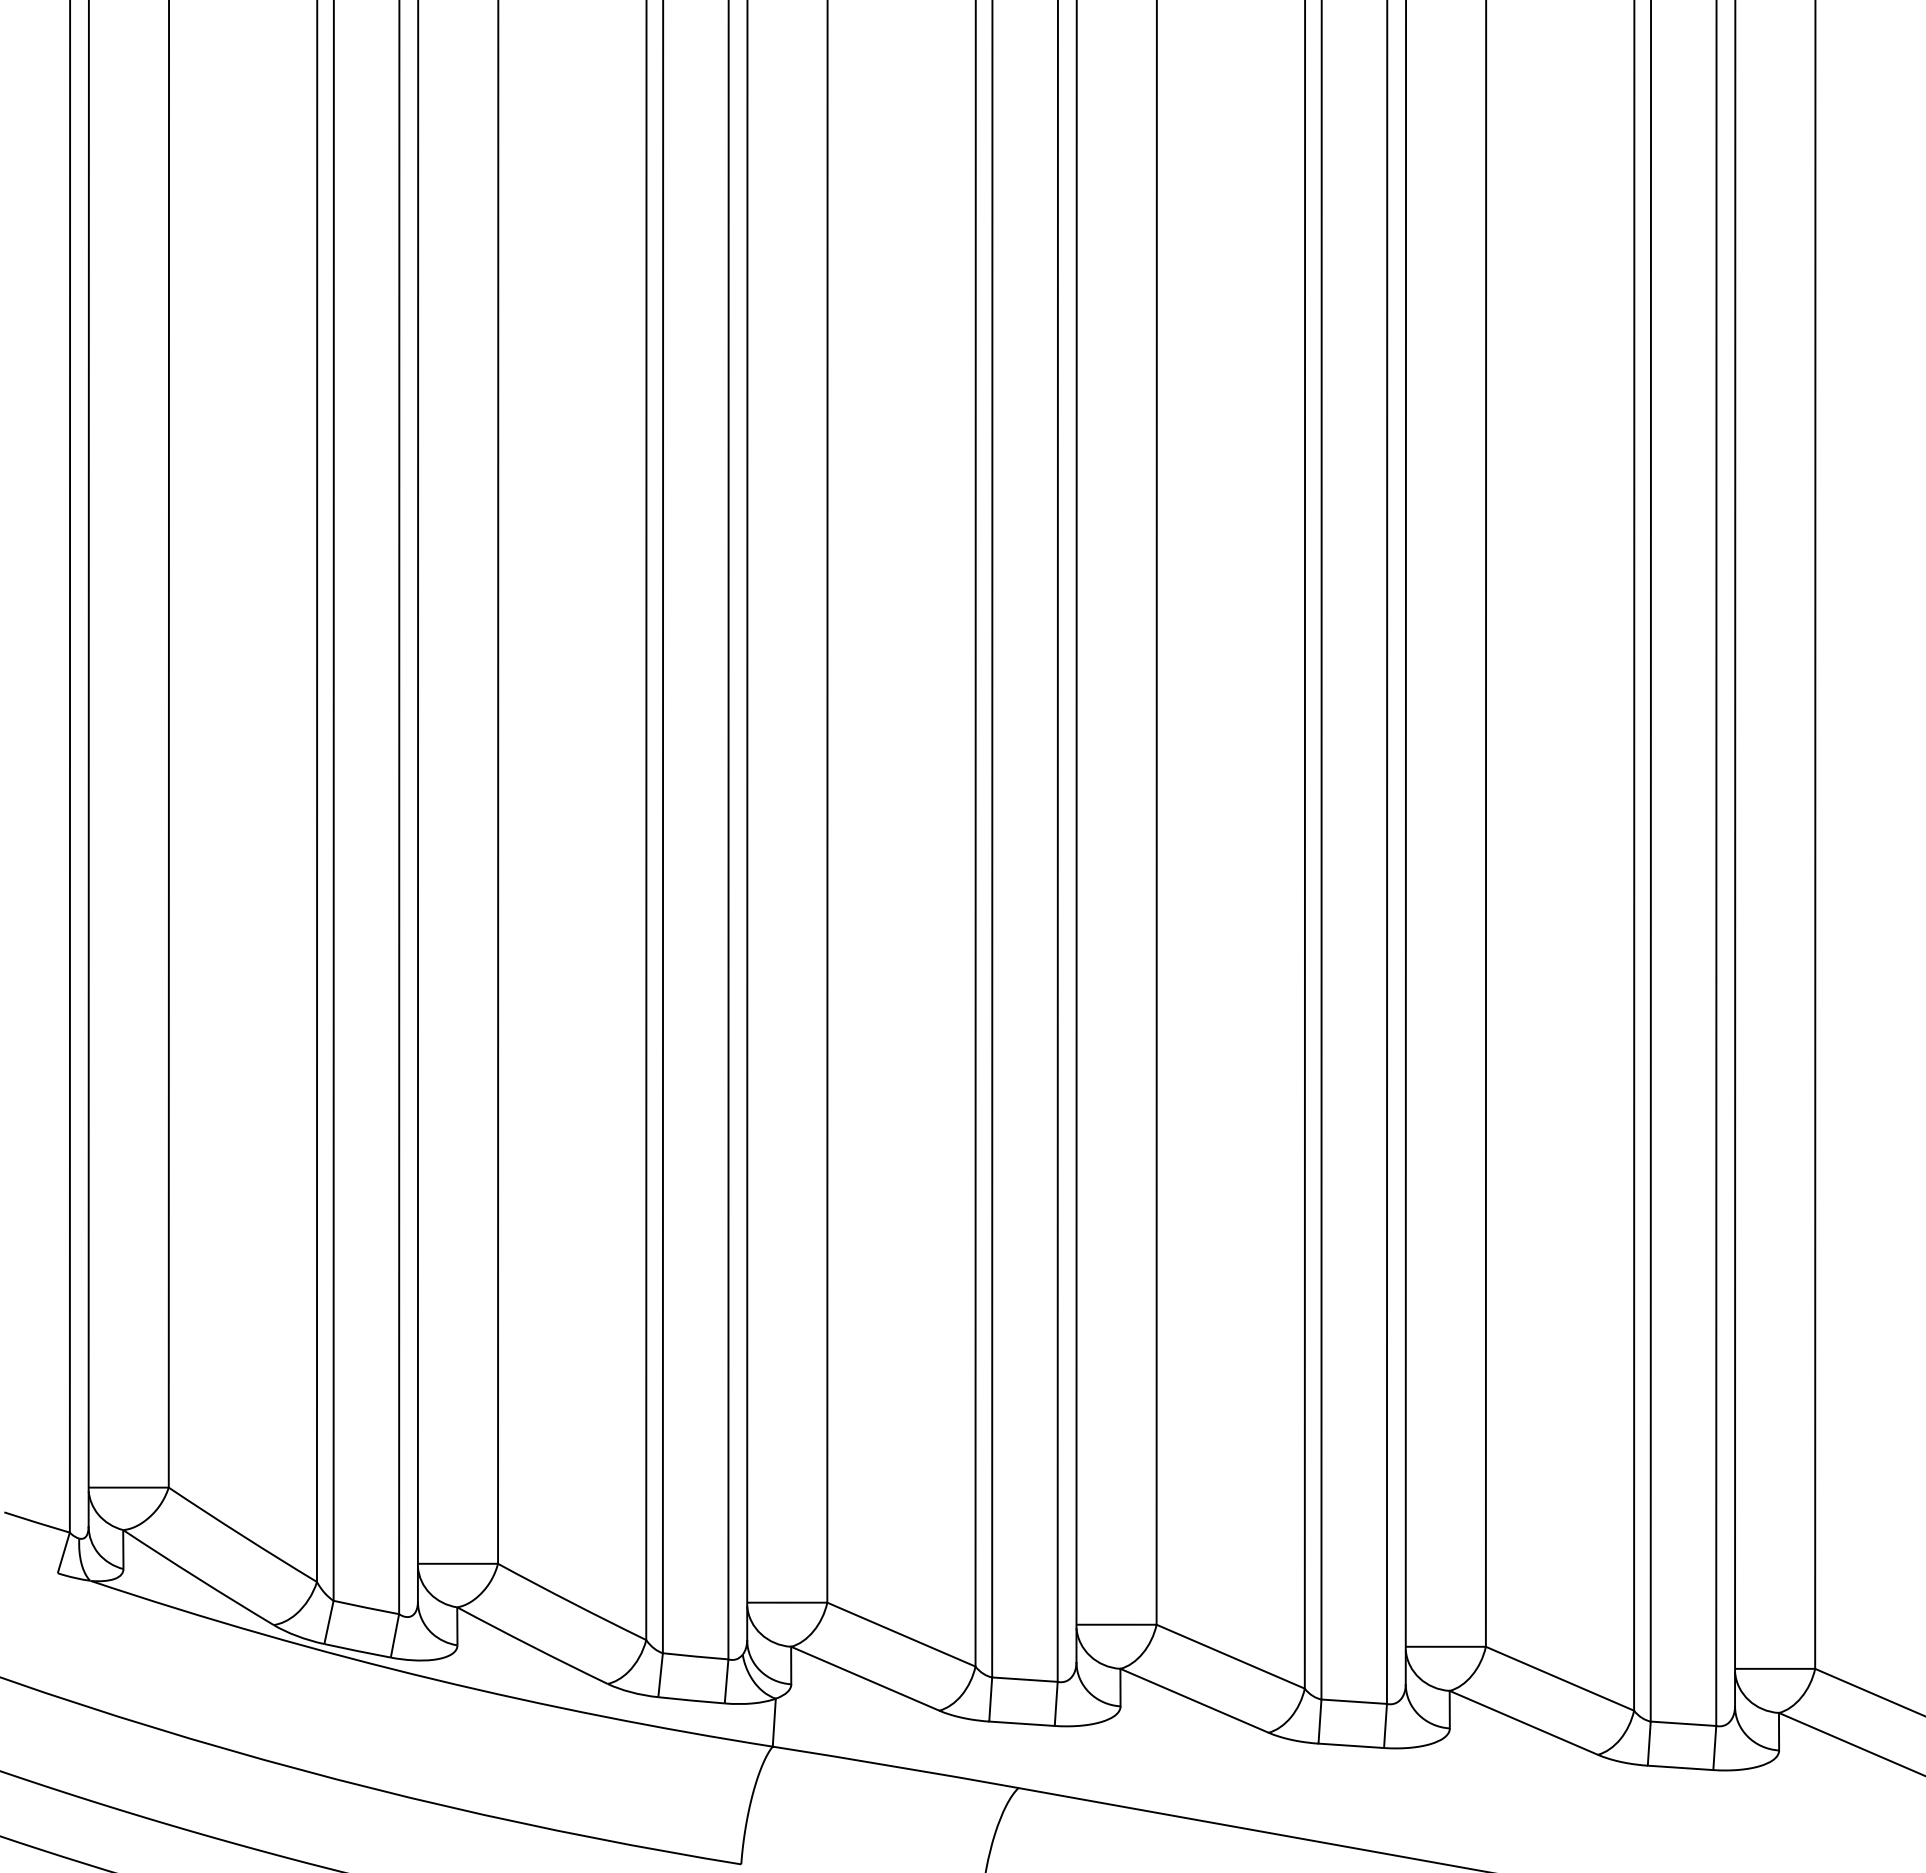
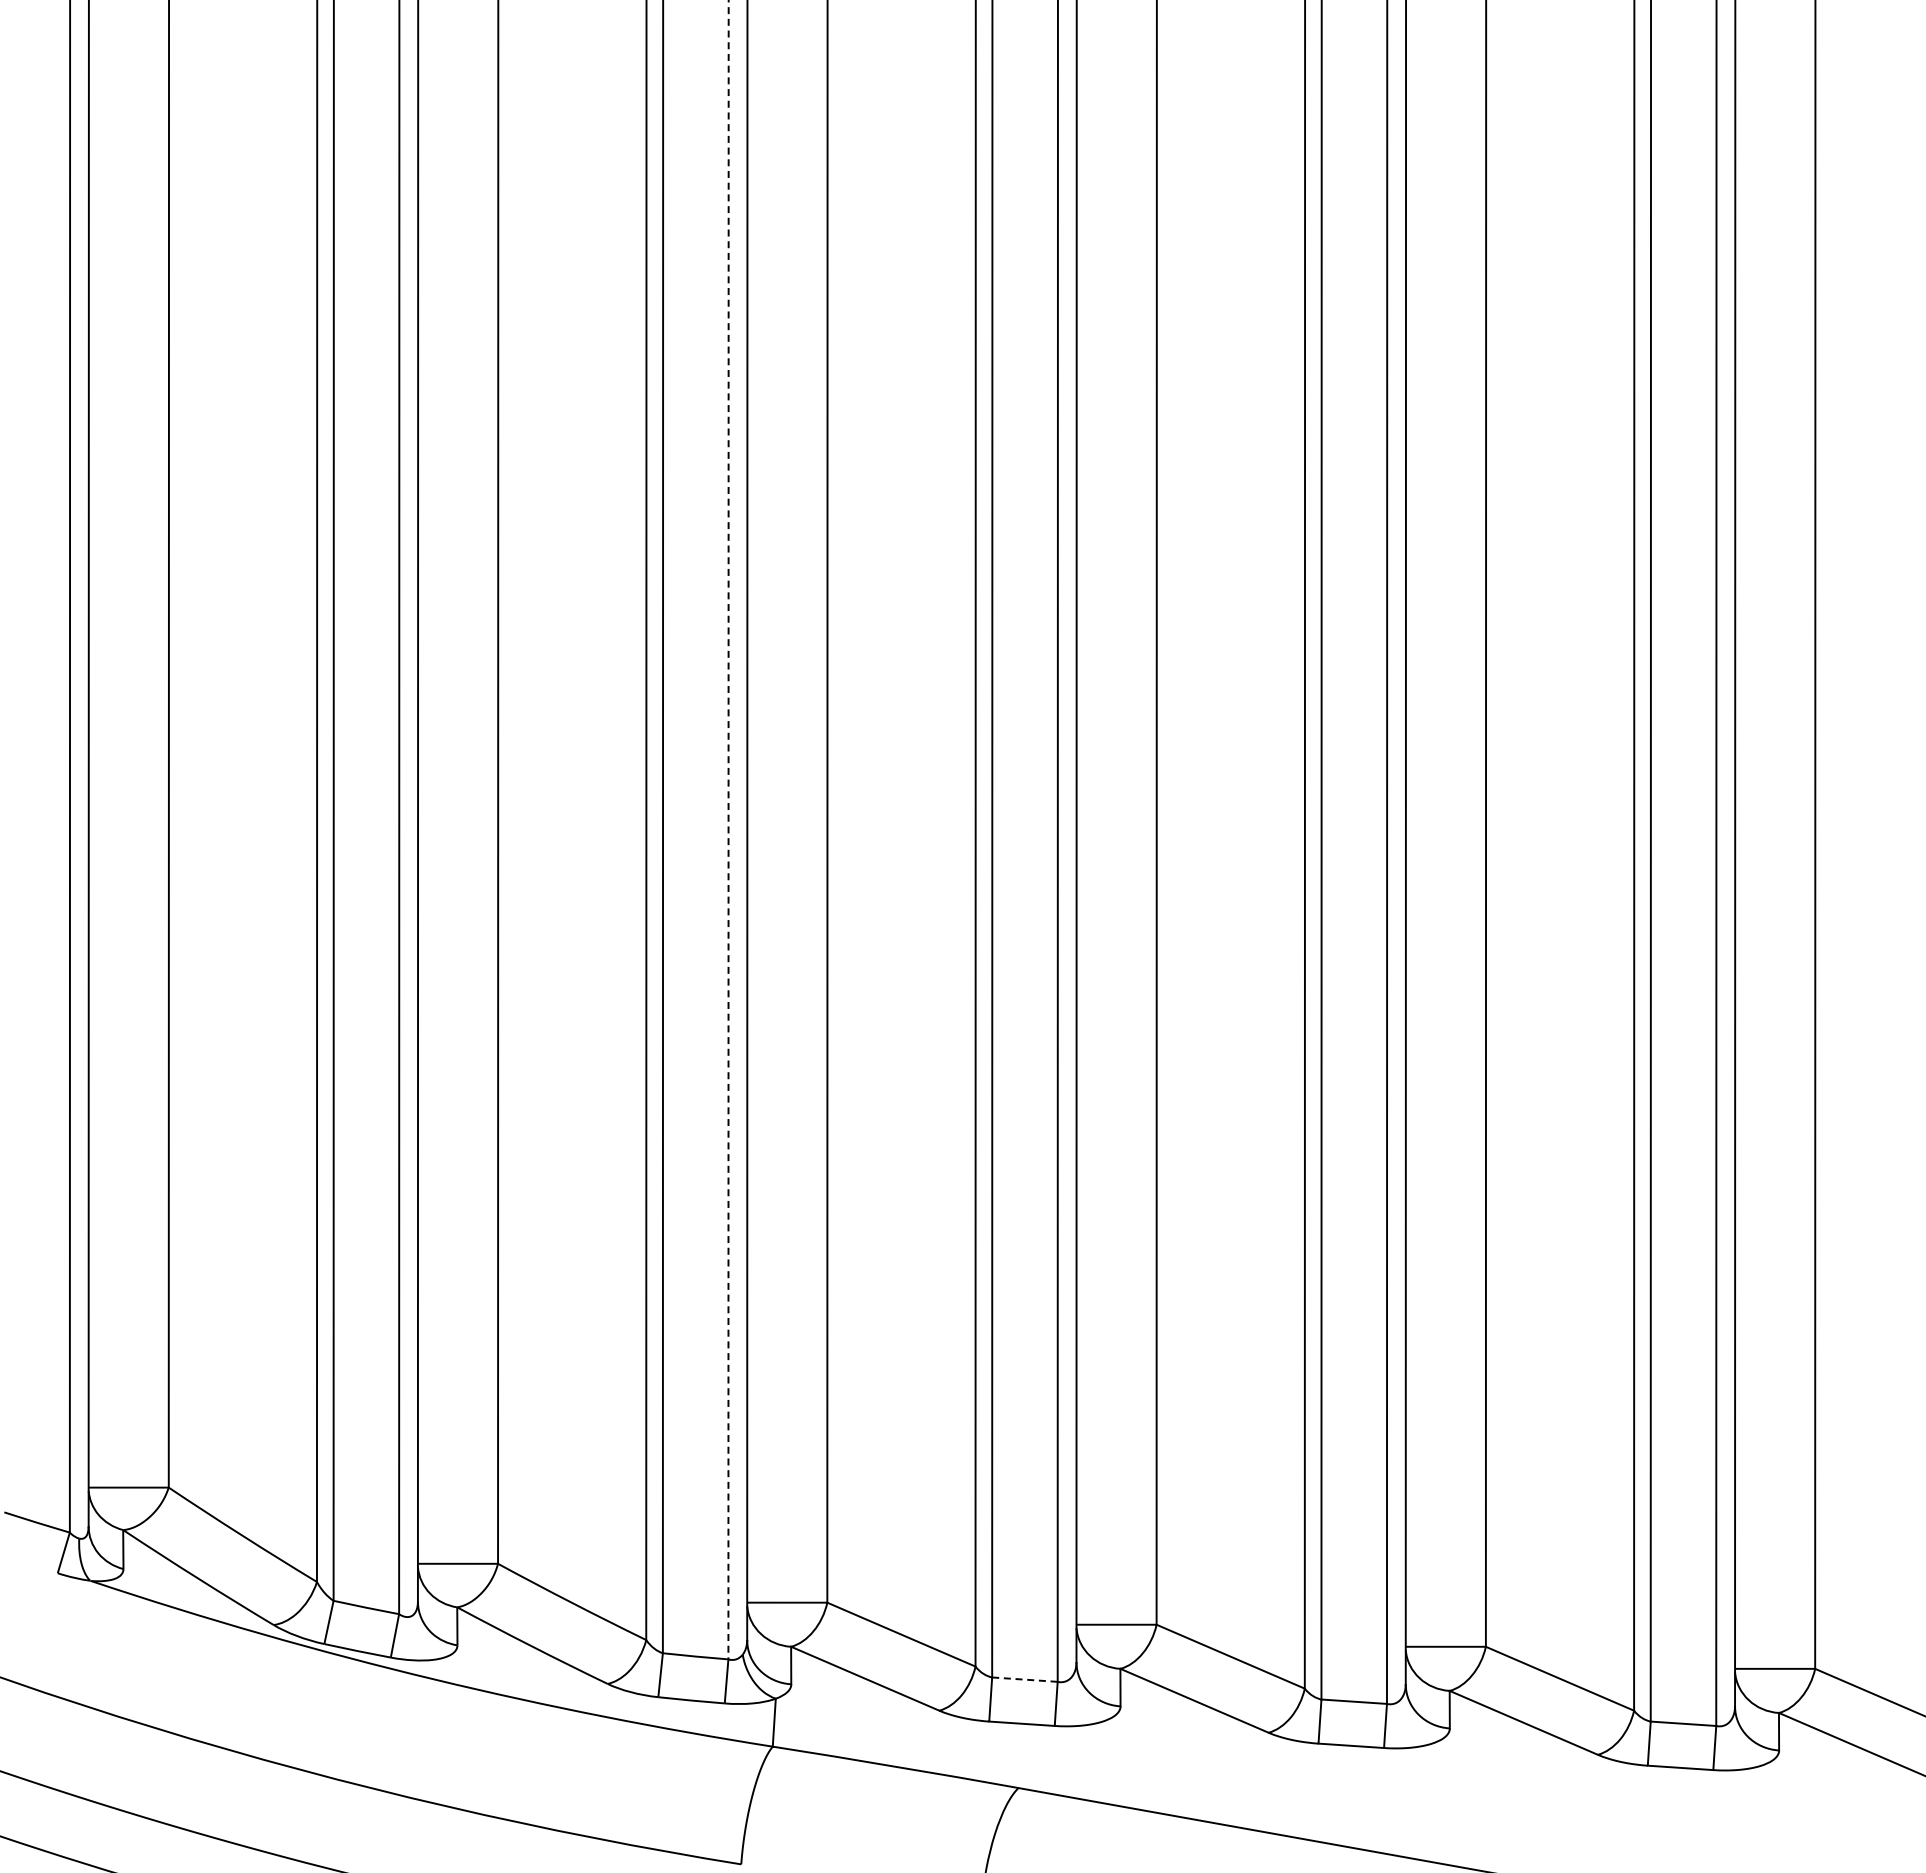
line: solid -> dashed (728, 830)
line: solid -> dashed (1024, 1679)
